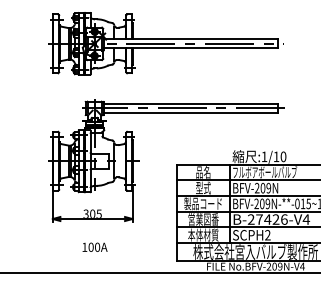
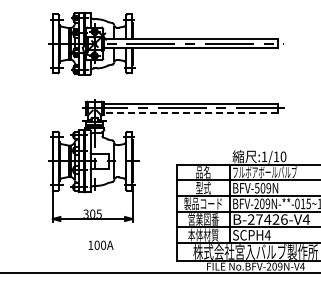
line: solid -> dashed (190, 112)
text: BFV-209N -> BFV-509N (257, 187)
text: SCPH2 -> SCPH4 (267, 234)
text position: (94, 246) -> (100, 244) (100, 244)
